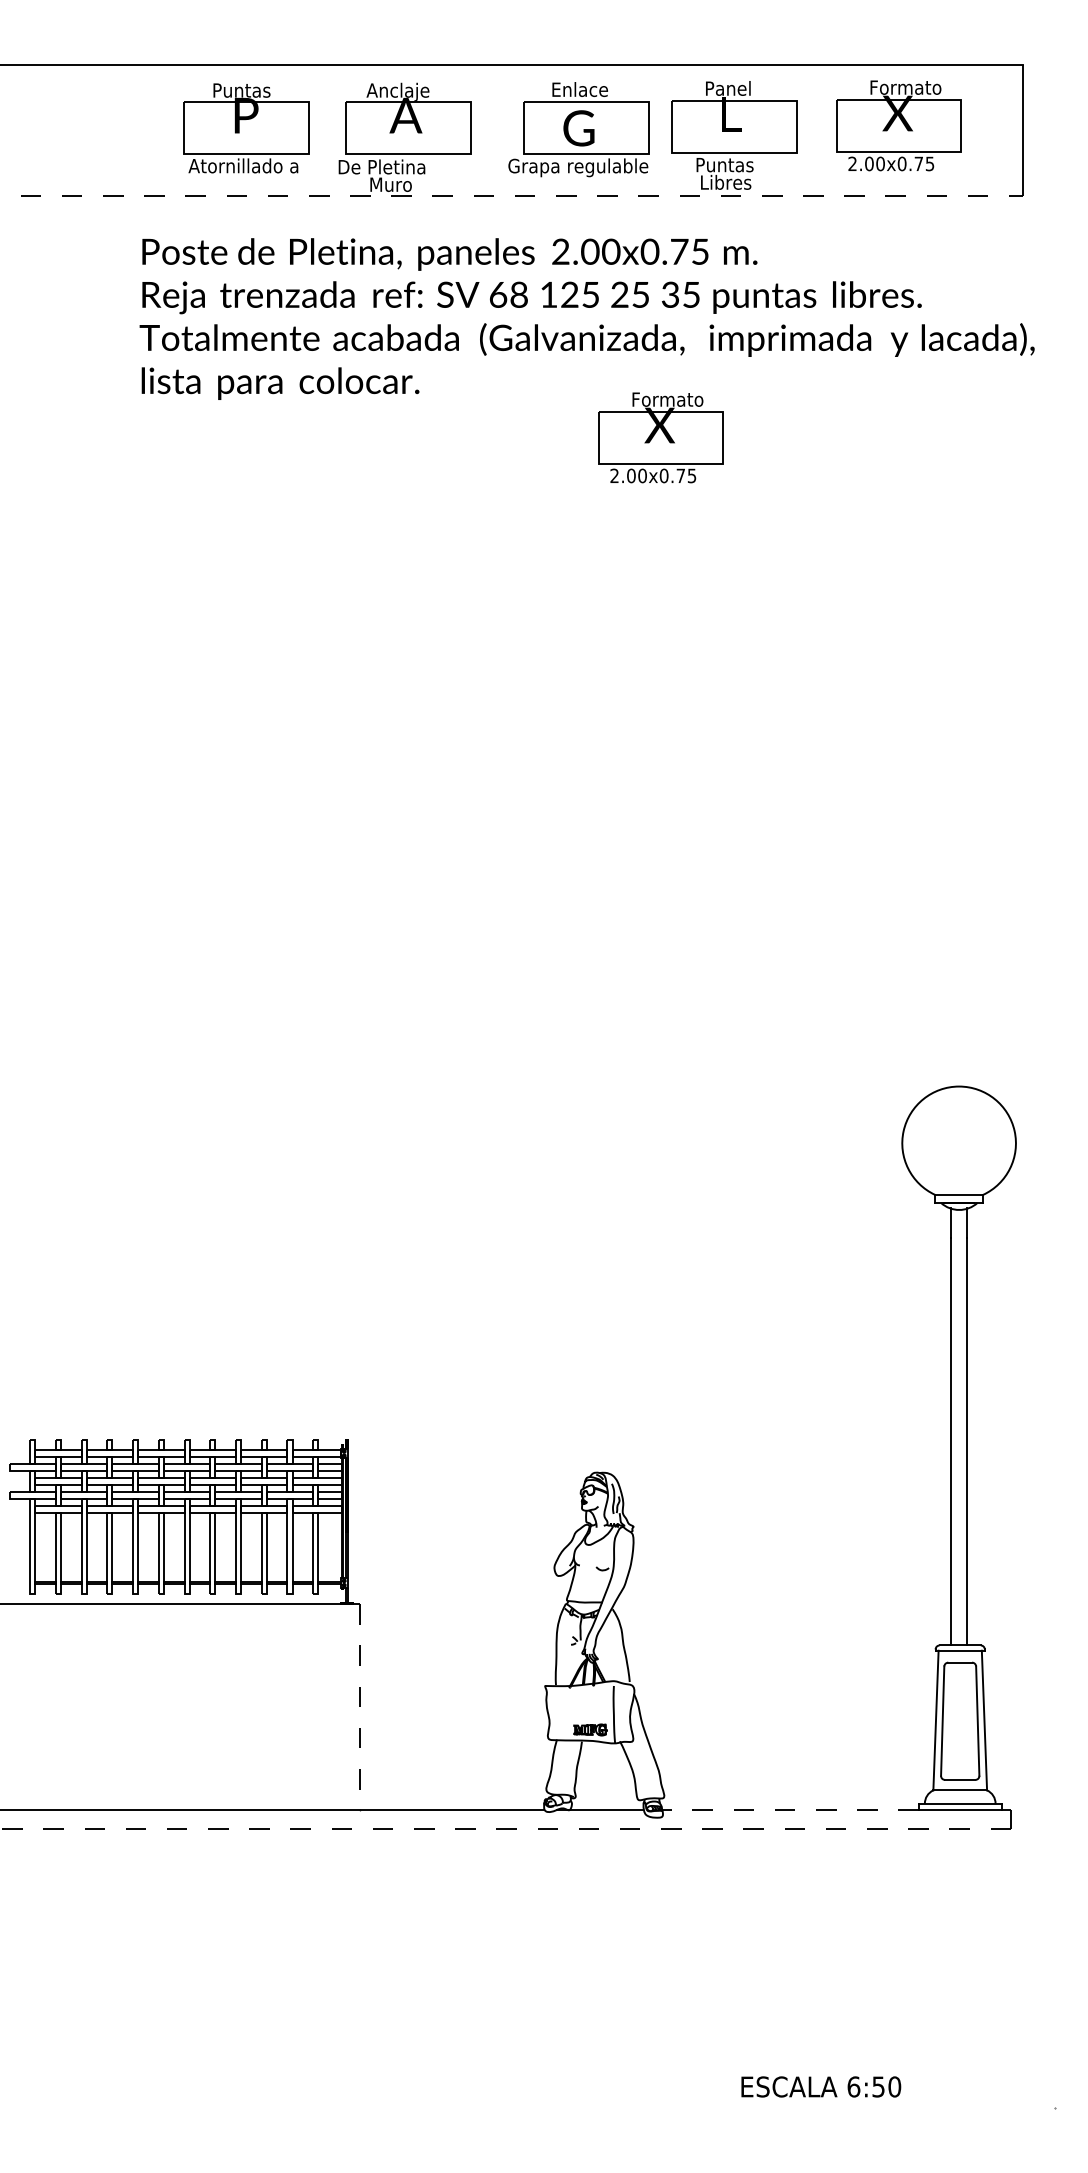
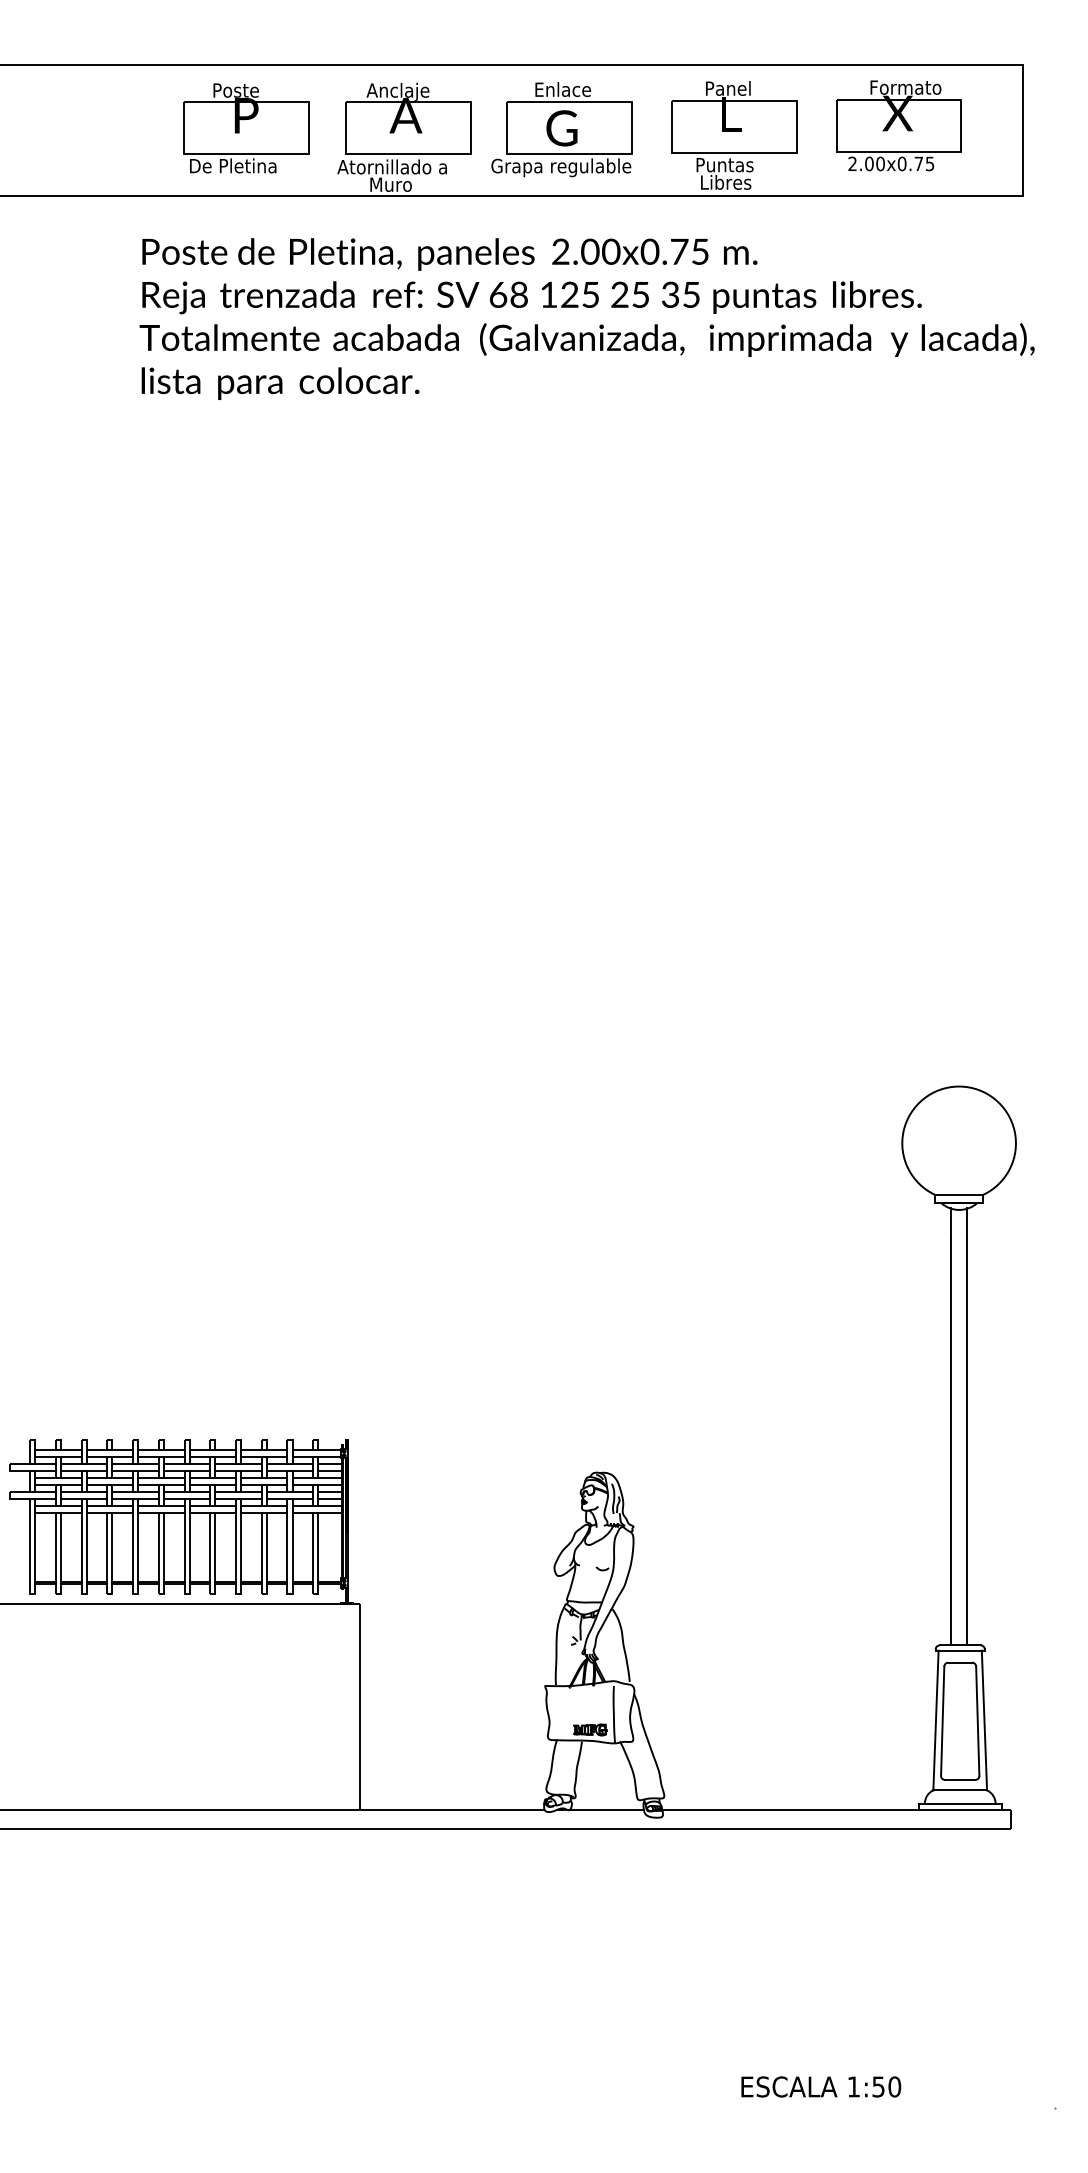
text: Puntas -> Poste (246, 90)
part position: (578, 129) -> (561, 129) (561, 129)
text: Atornillado a -> De Pletina (243, 165)
text: De Pletina -> Atornillado a (391, 166)
line: dashed -> solid (512, 196)
part: present -> none (660, 437)
line: dashed -> solid (360, 1707)
line: dashed -> solid (789, 1810)
line: dashed -> solid (505, 1829)
text: 6:50 -> 1:50 (853, 2086)
